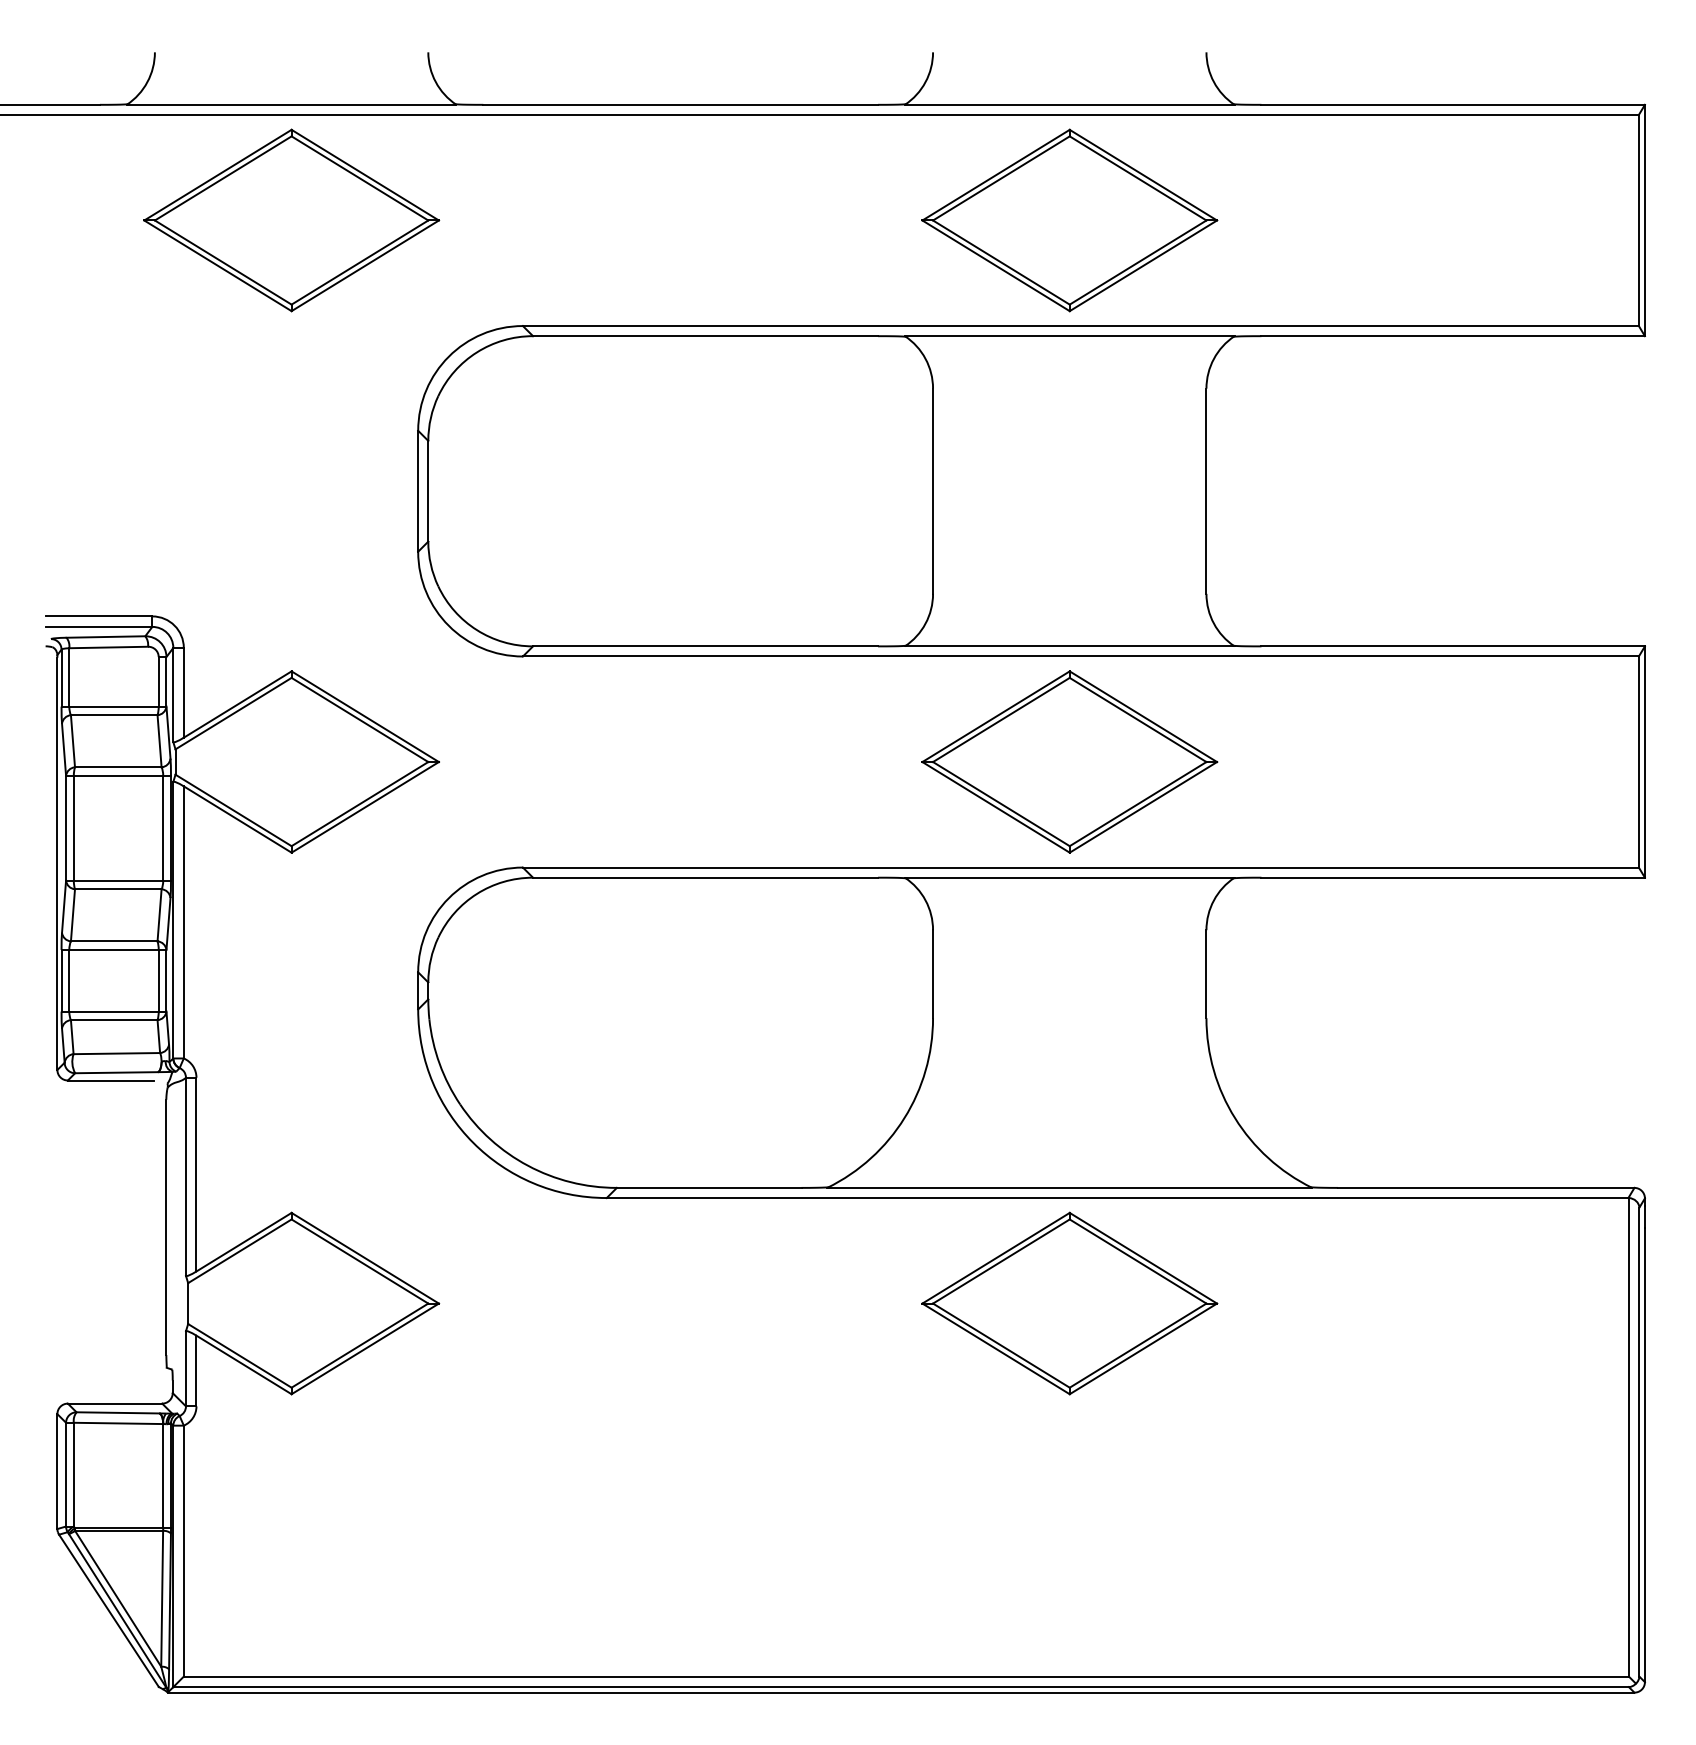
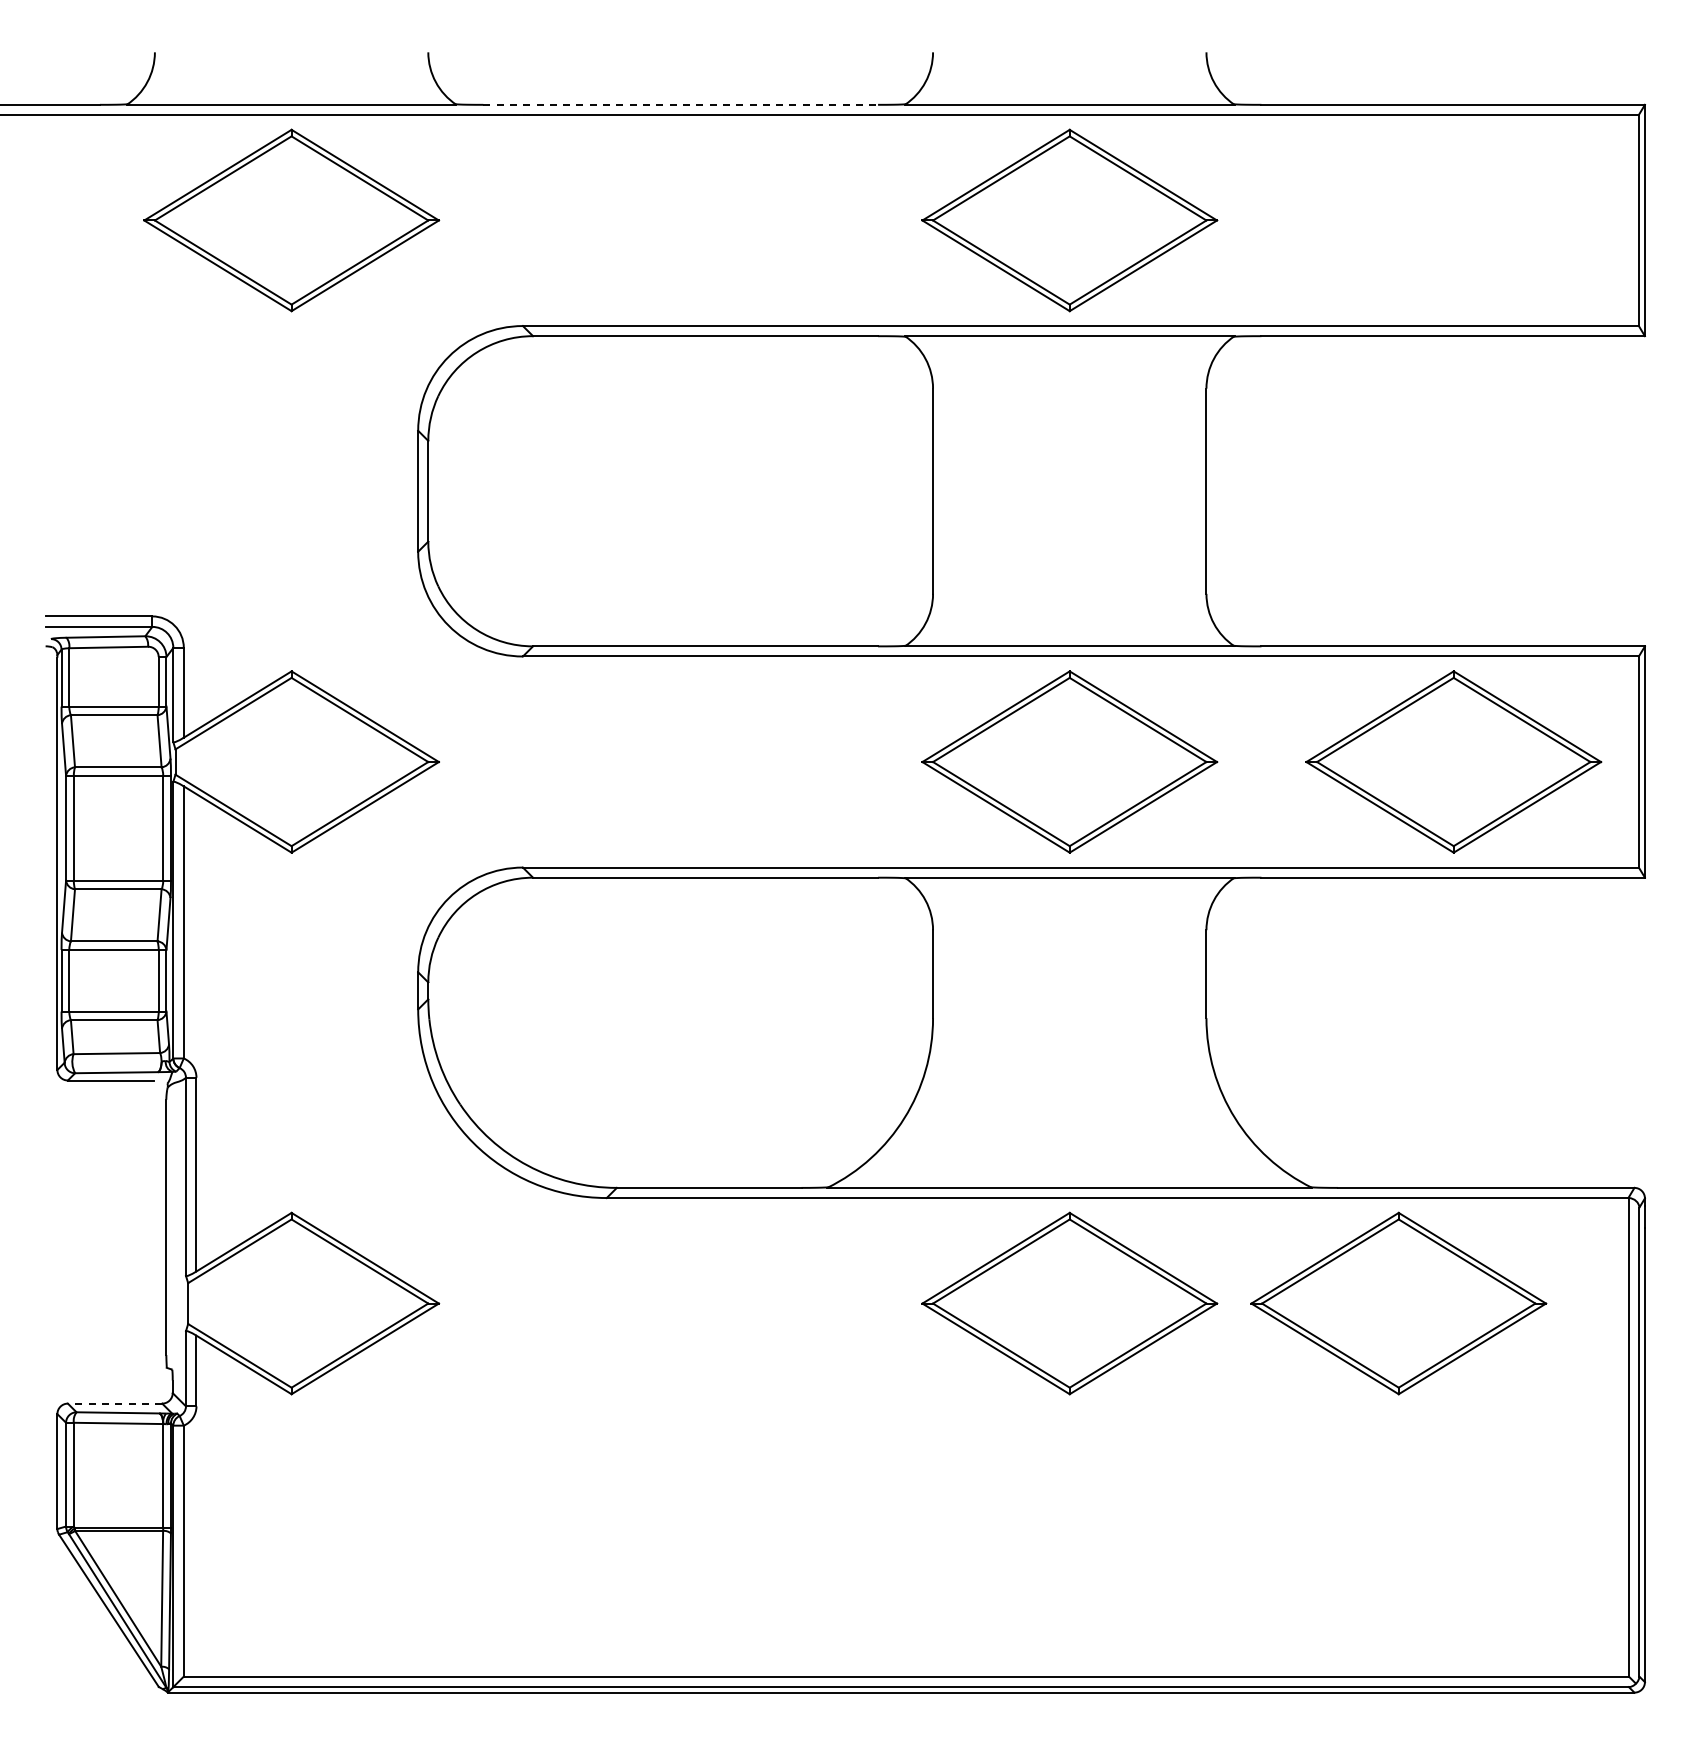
line: solid -> dashed (681, 104)
part: none -> present (1453, 761)
part: none -> present (1398, 1303)
line: solid -> dashed (114, 1403)
